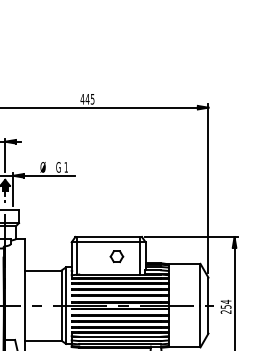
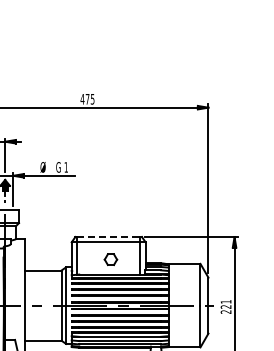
text: 445 -> 475 (87, 99)
line: solid -> dashed (108, 236)
part position: (116, 256) -> (110, 259) (110, 259)
text: 254 -> 221 (225, 303)
